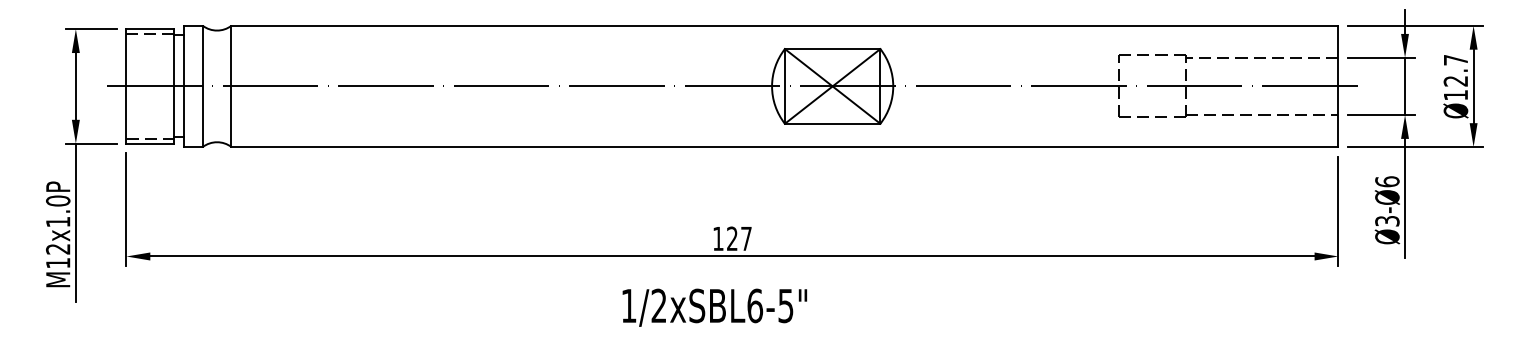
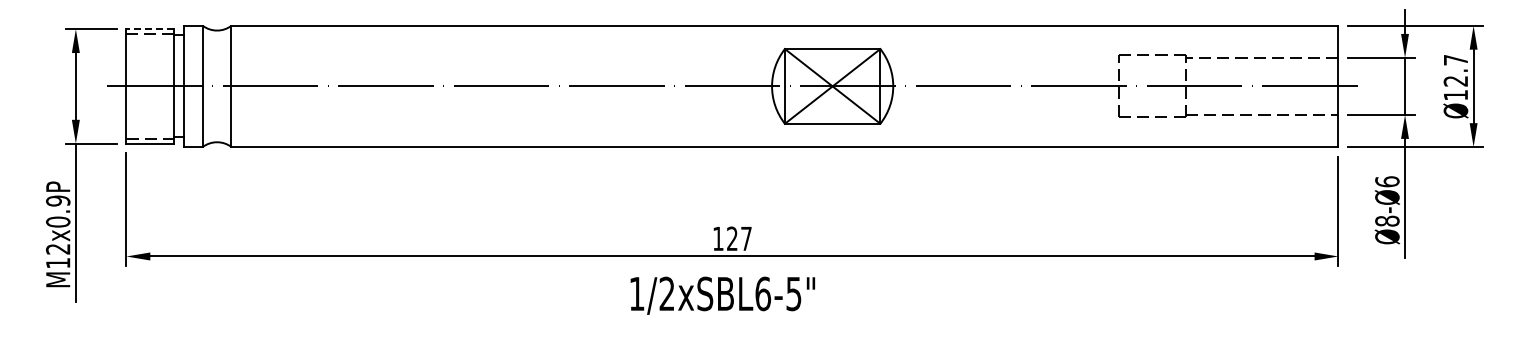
line: solid -> dashed (150, 29)
text: M12x1.0P -> M12x0.9P (58, 211)
text: Ø3-Ø6 -> Ø8-Ø6 (1387, 220)
text position: (714, 307) -> (722, 295) (722, 295)
